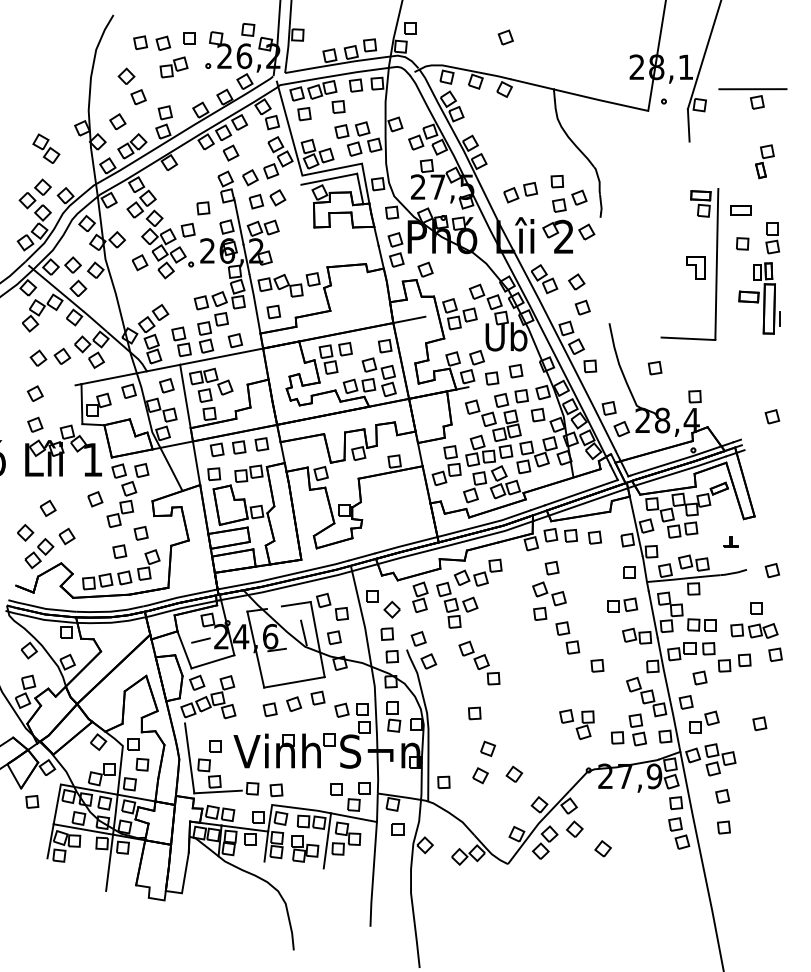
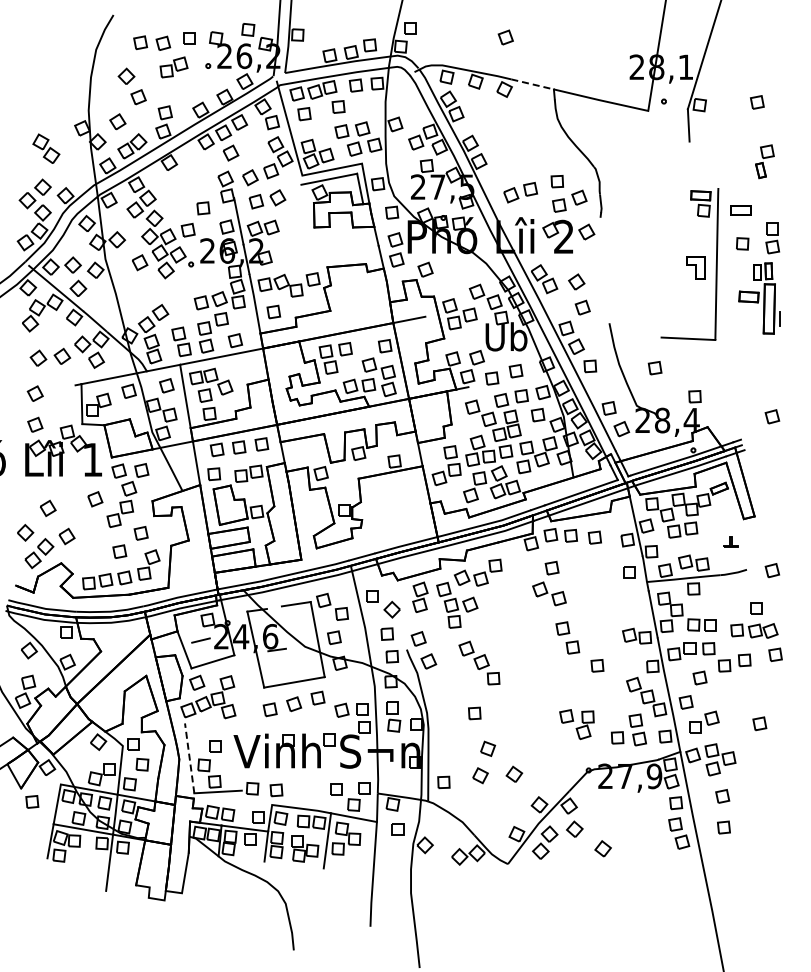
line: solid -> dashed (532, 84)
line: present -> none (752, 89)
part: present -> none (622, 604)
part: present -> none (540, 613)
line: present -> none (303, 632)
line: solid -> dashed (189, 757)
